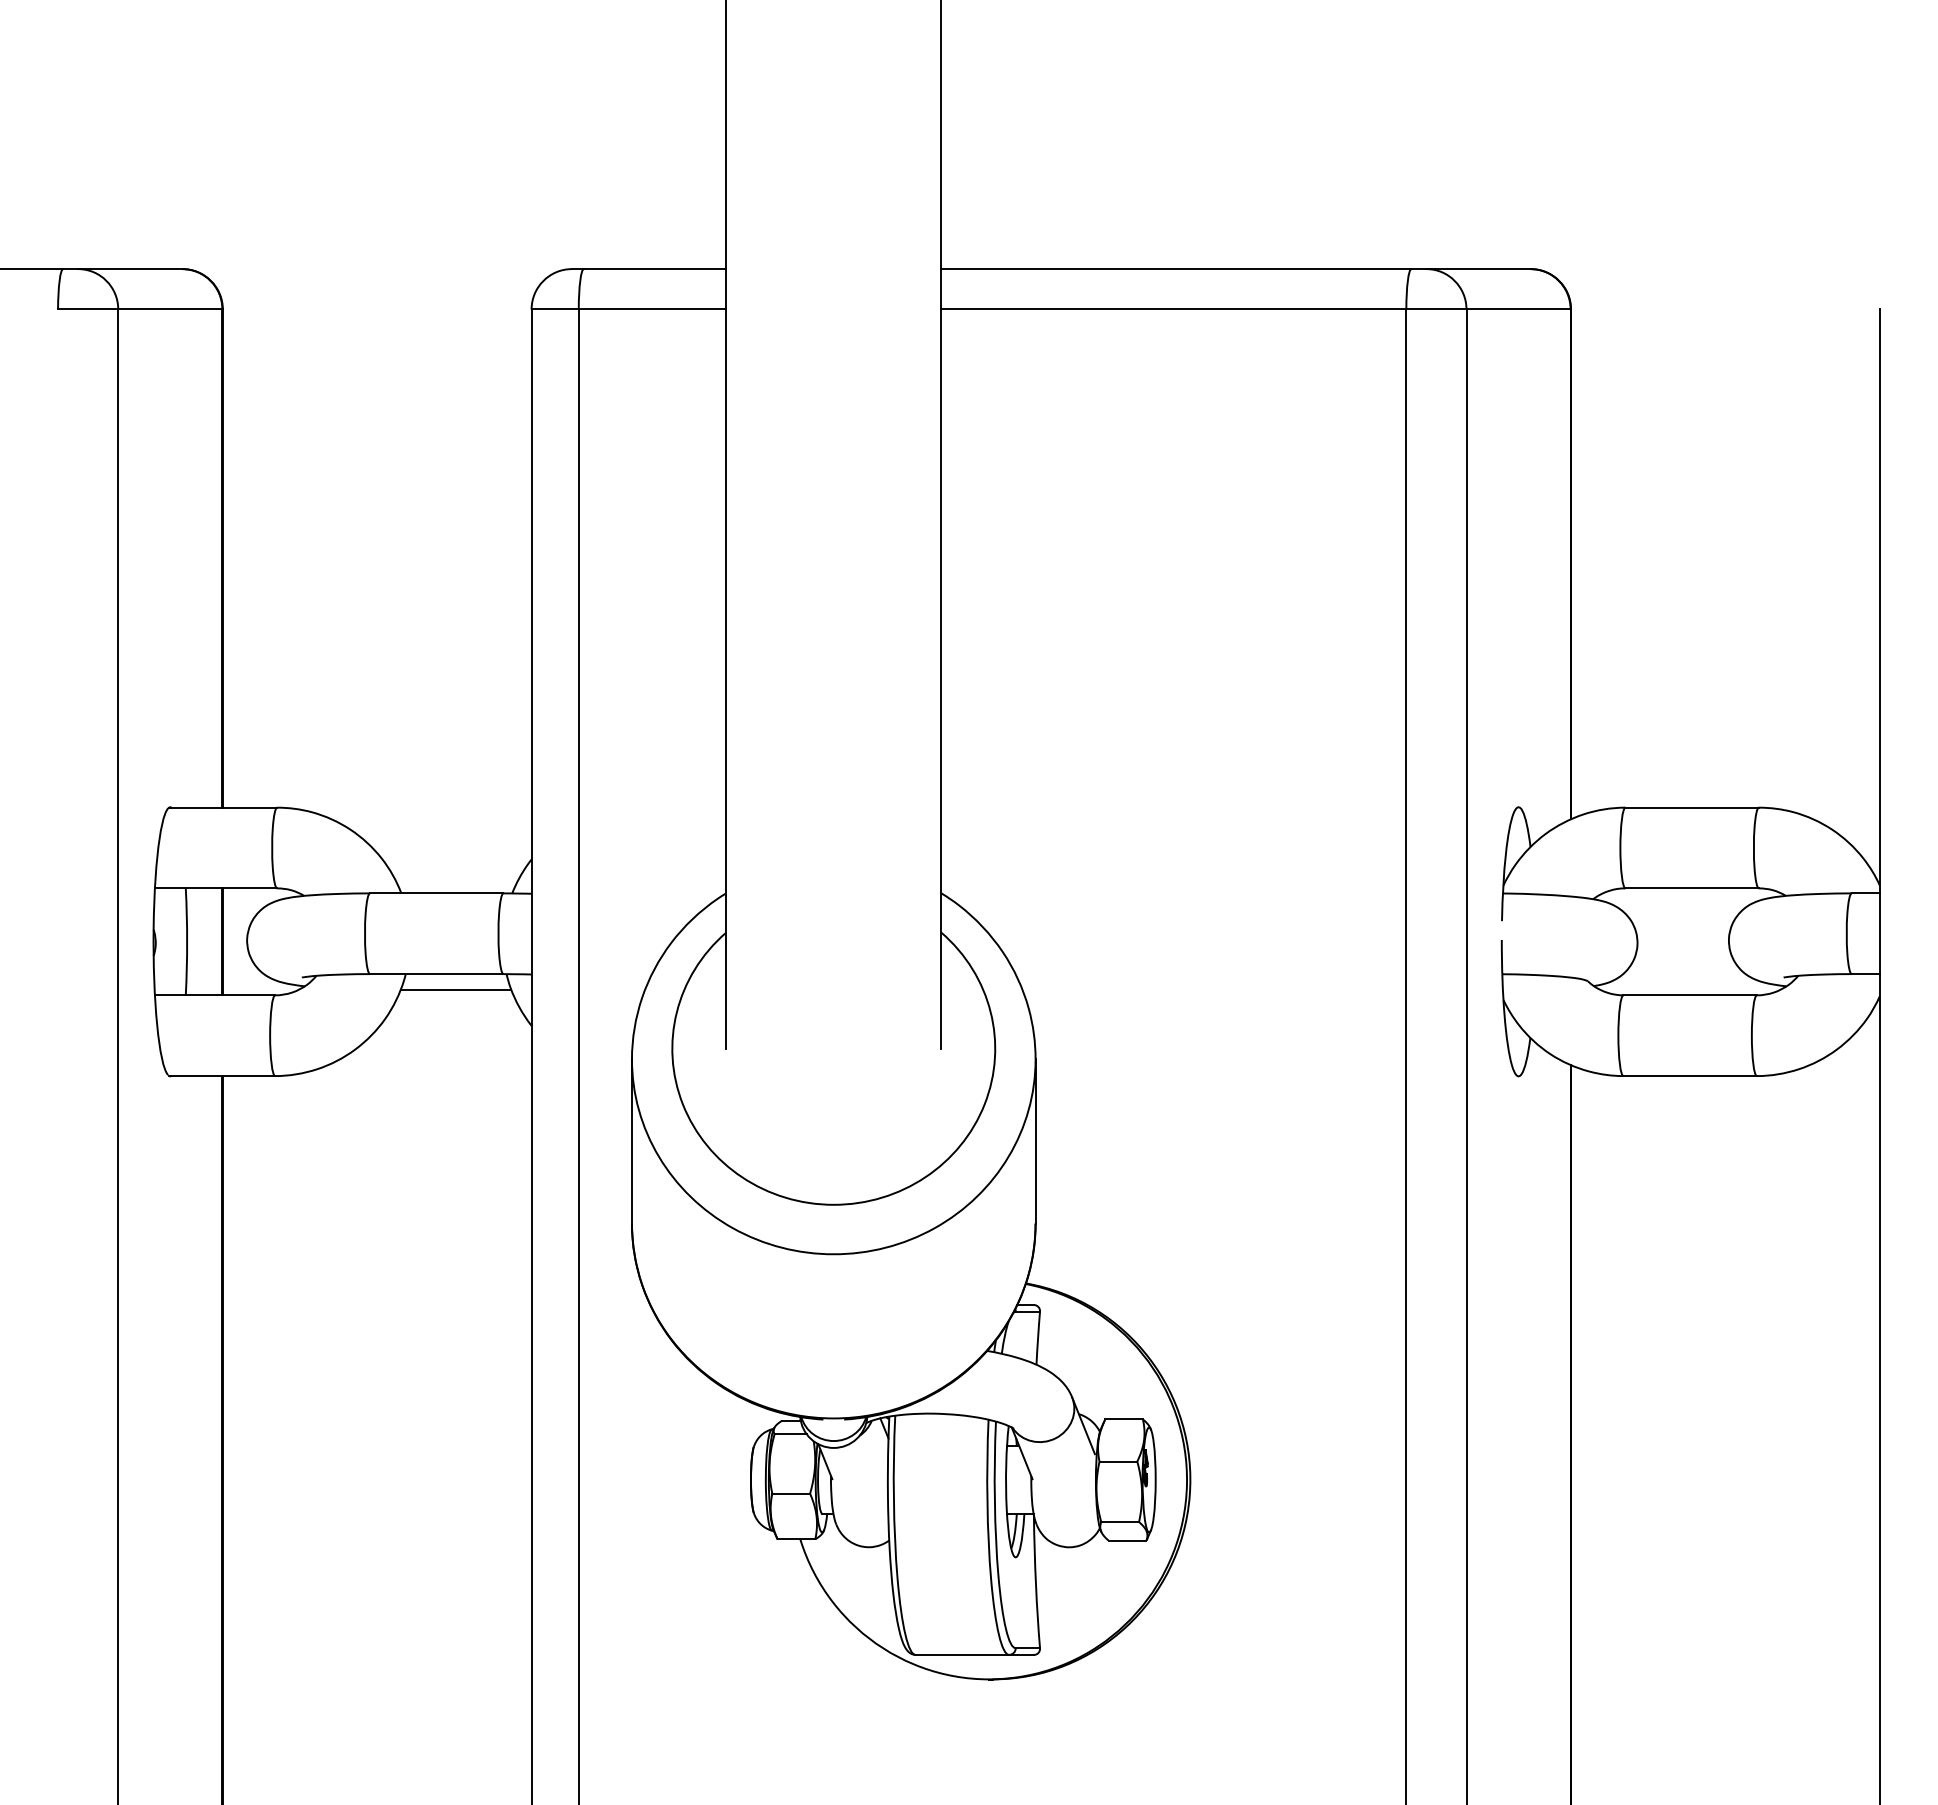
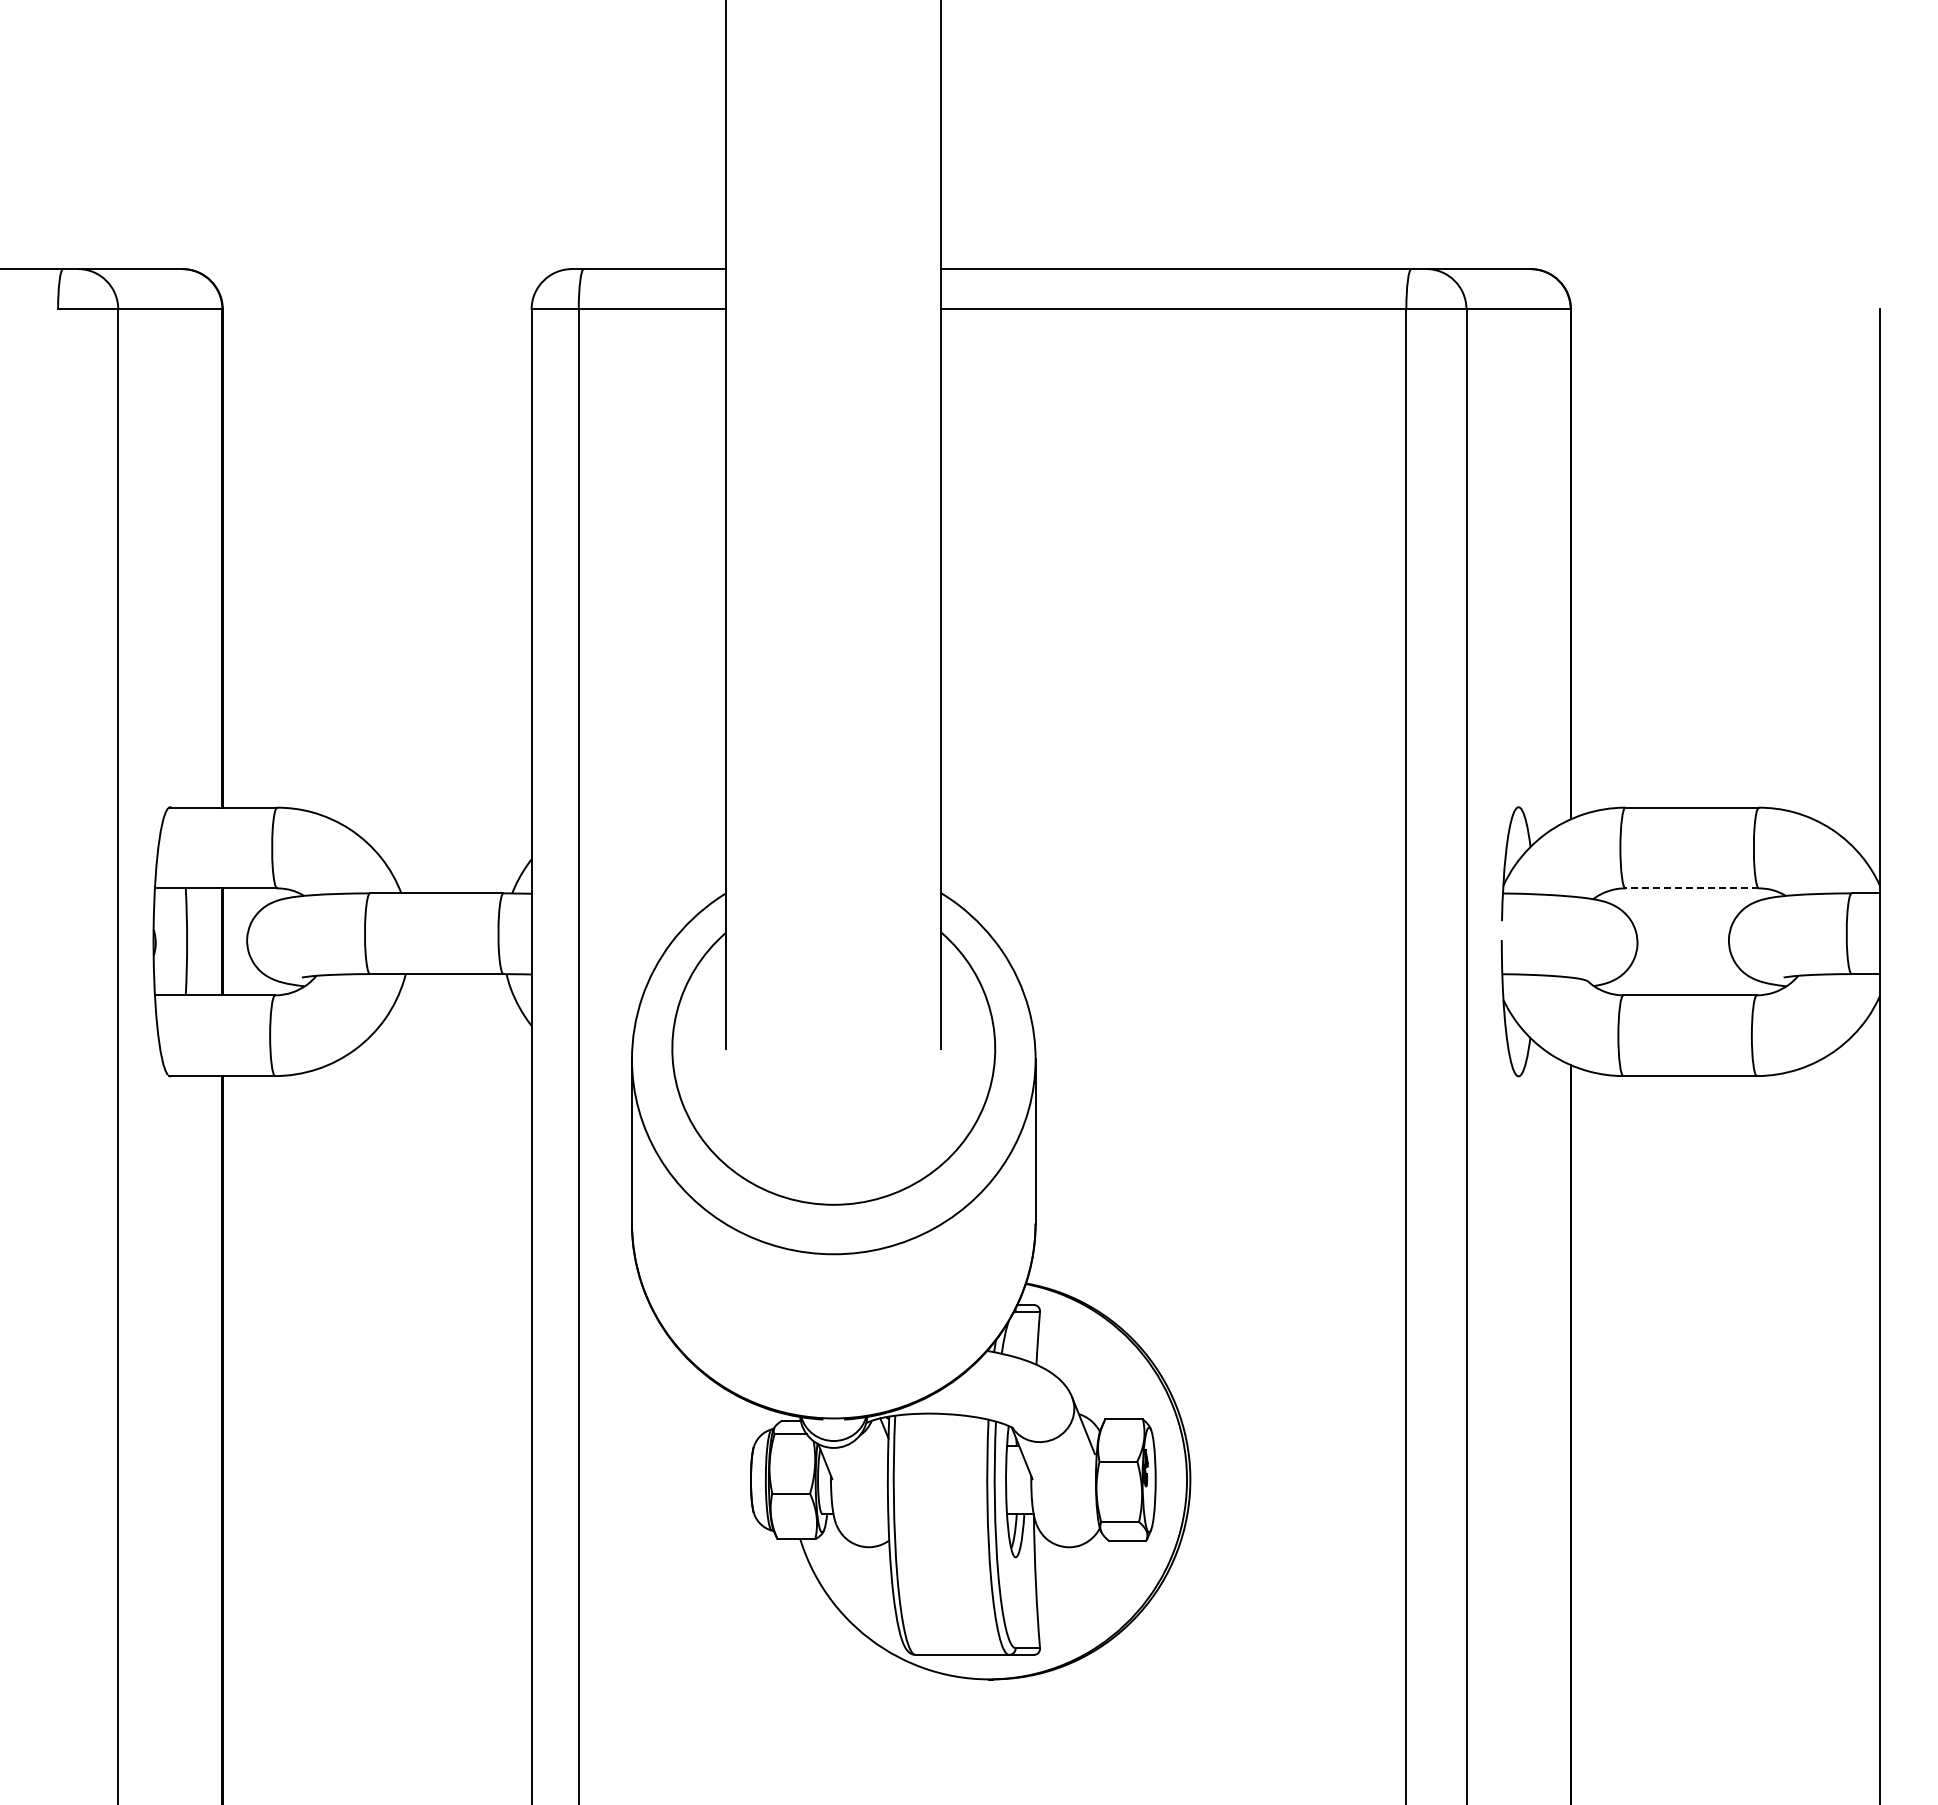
line: solid -> dashed (1692, 888)
line: present -> none (455, 990)
